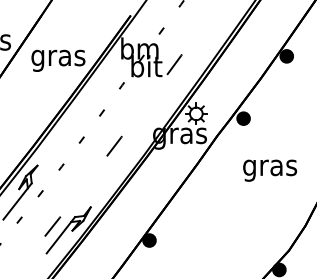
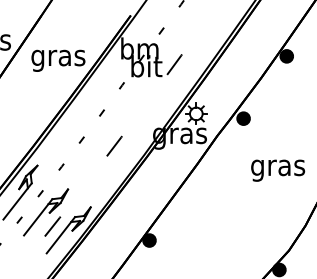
text position: (270, 170) -> (278, 170) (278, 170)
part: none -> present (46, 212)
